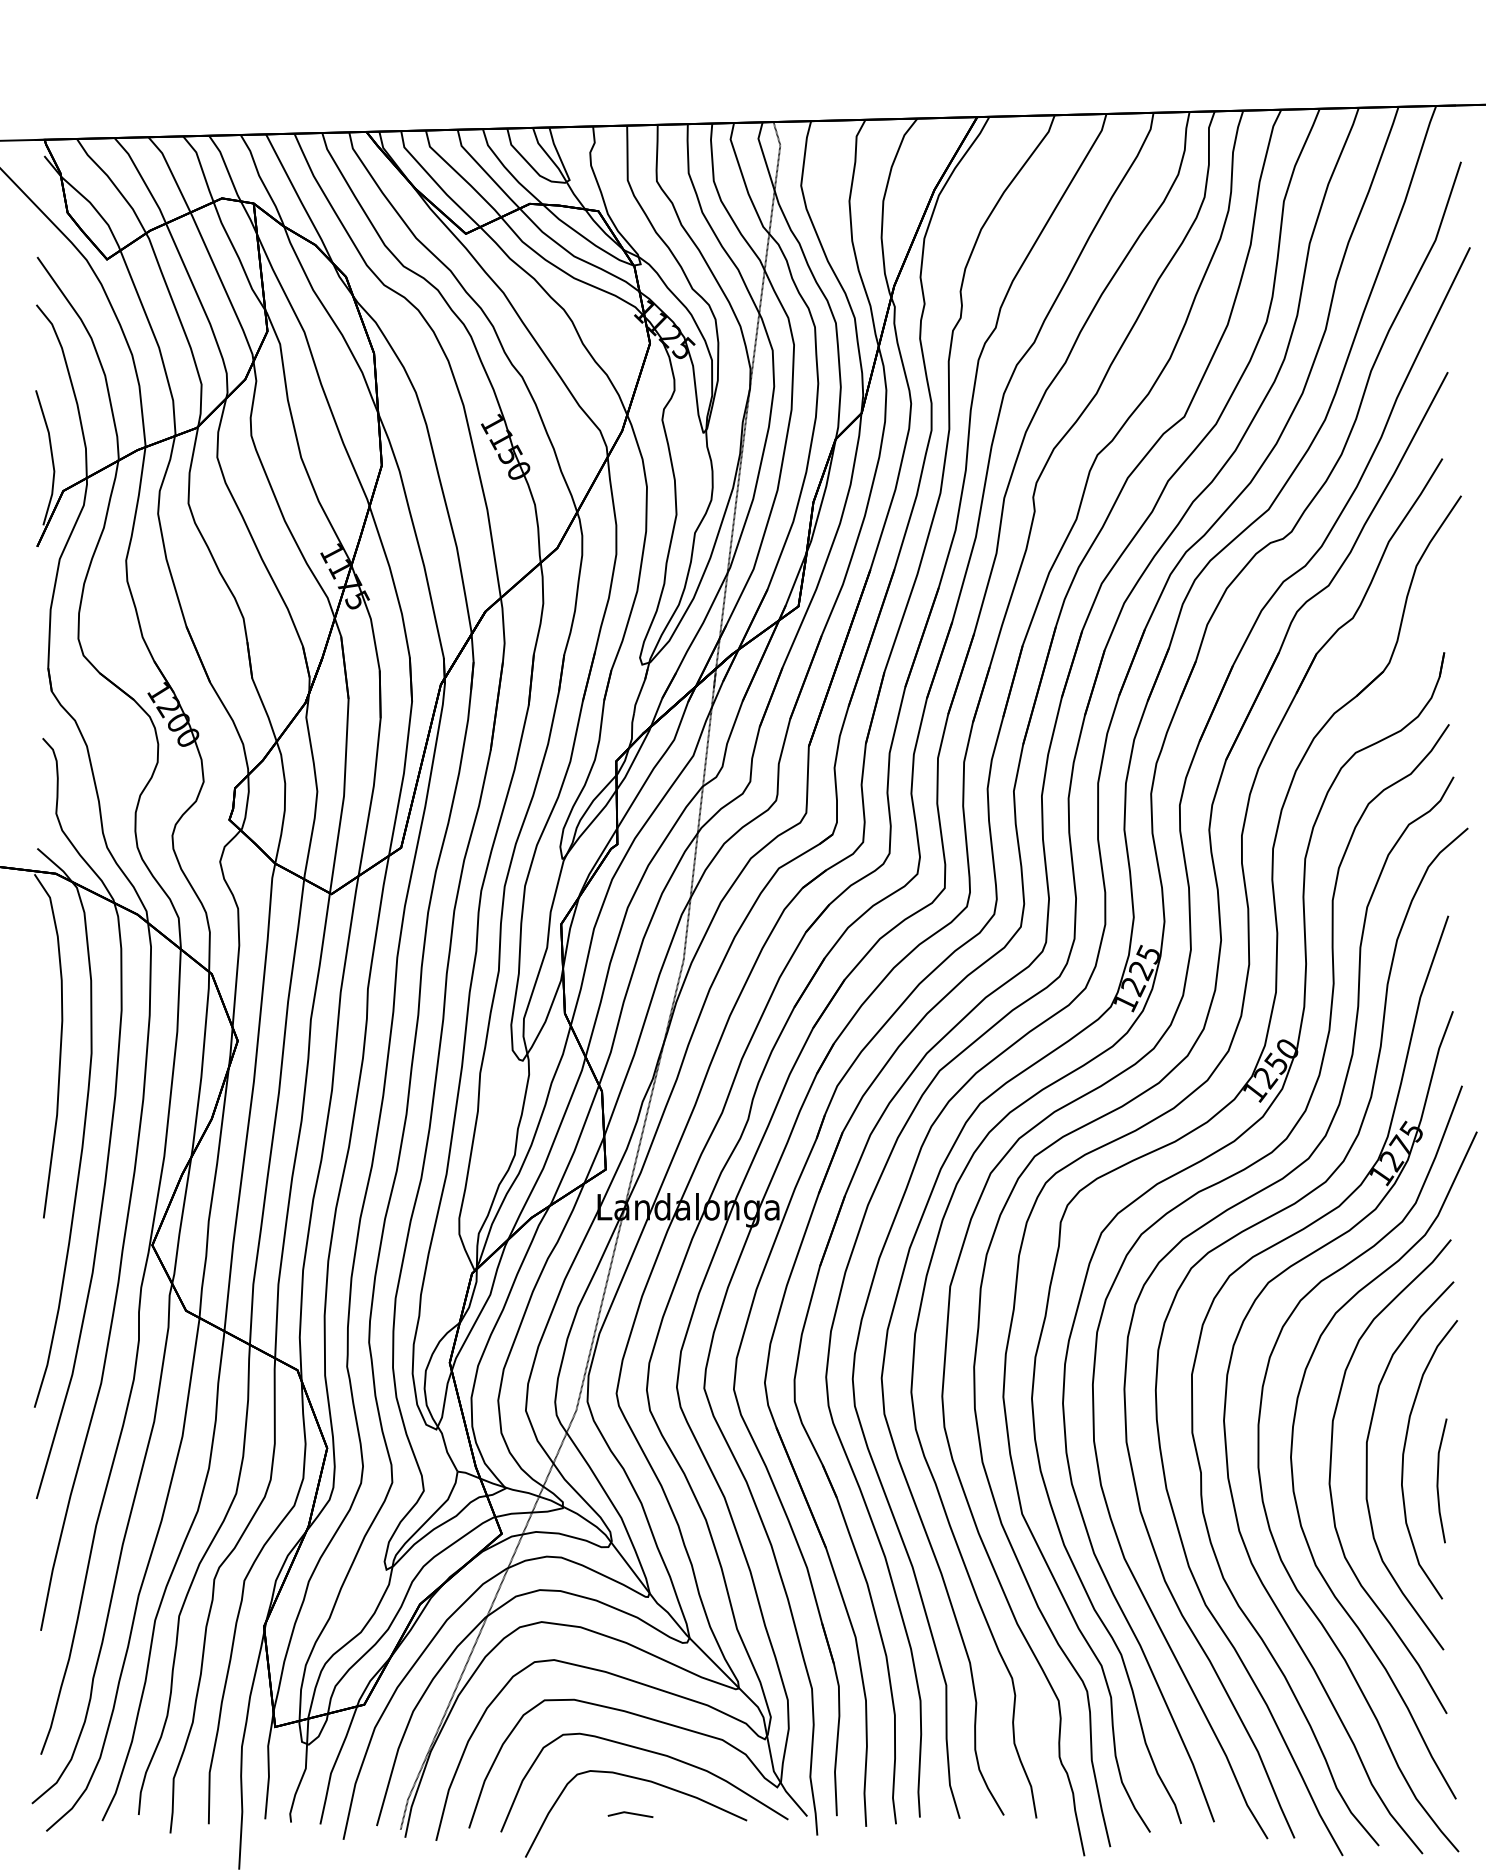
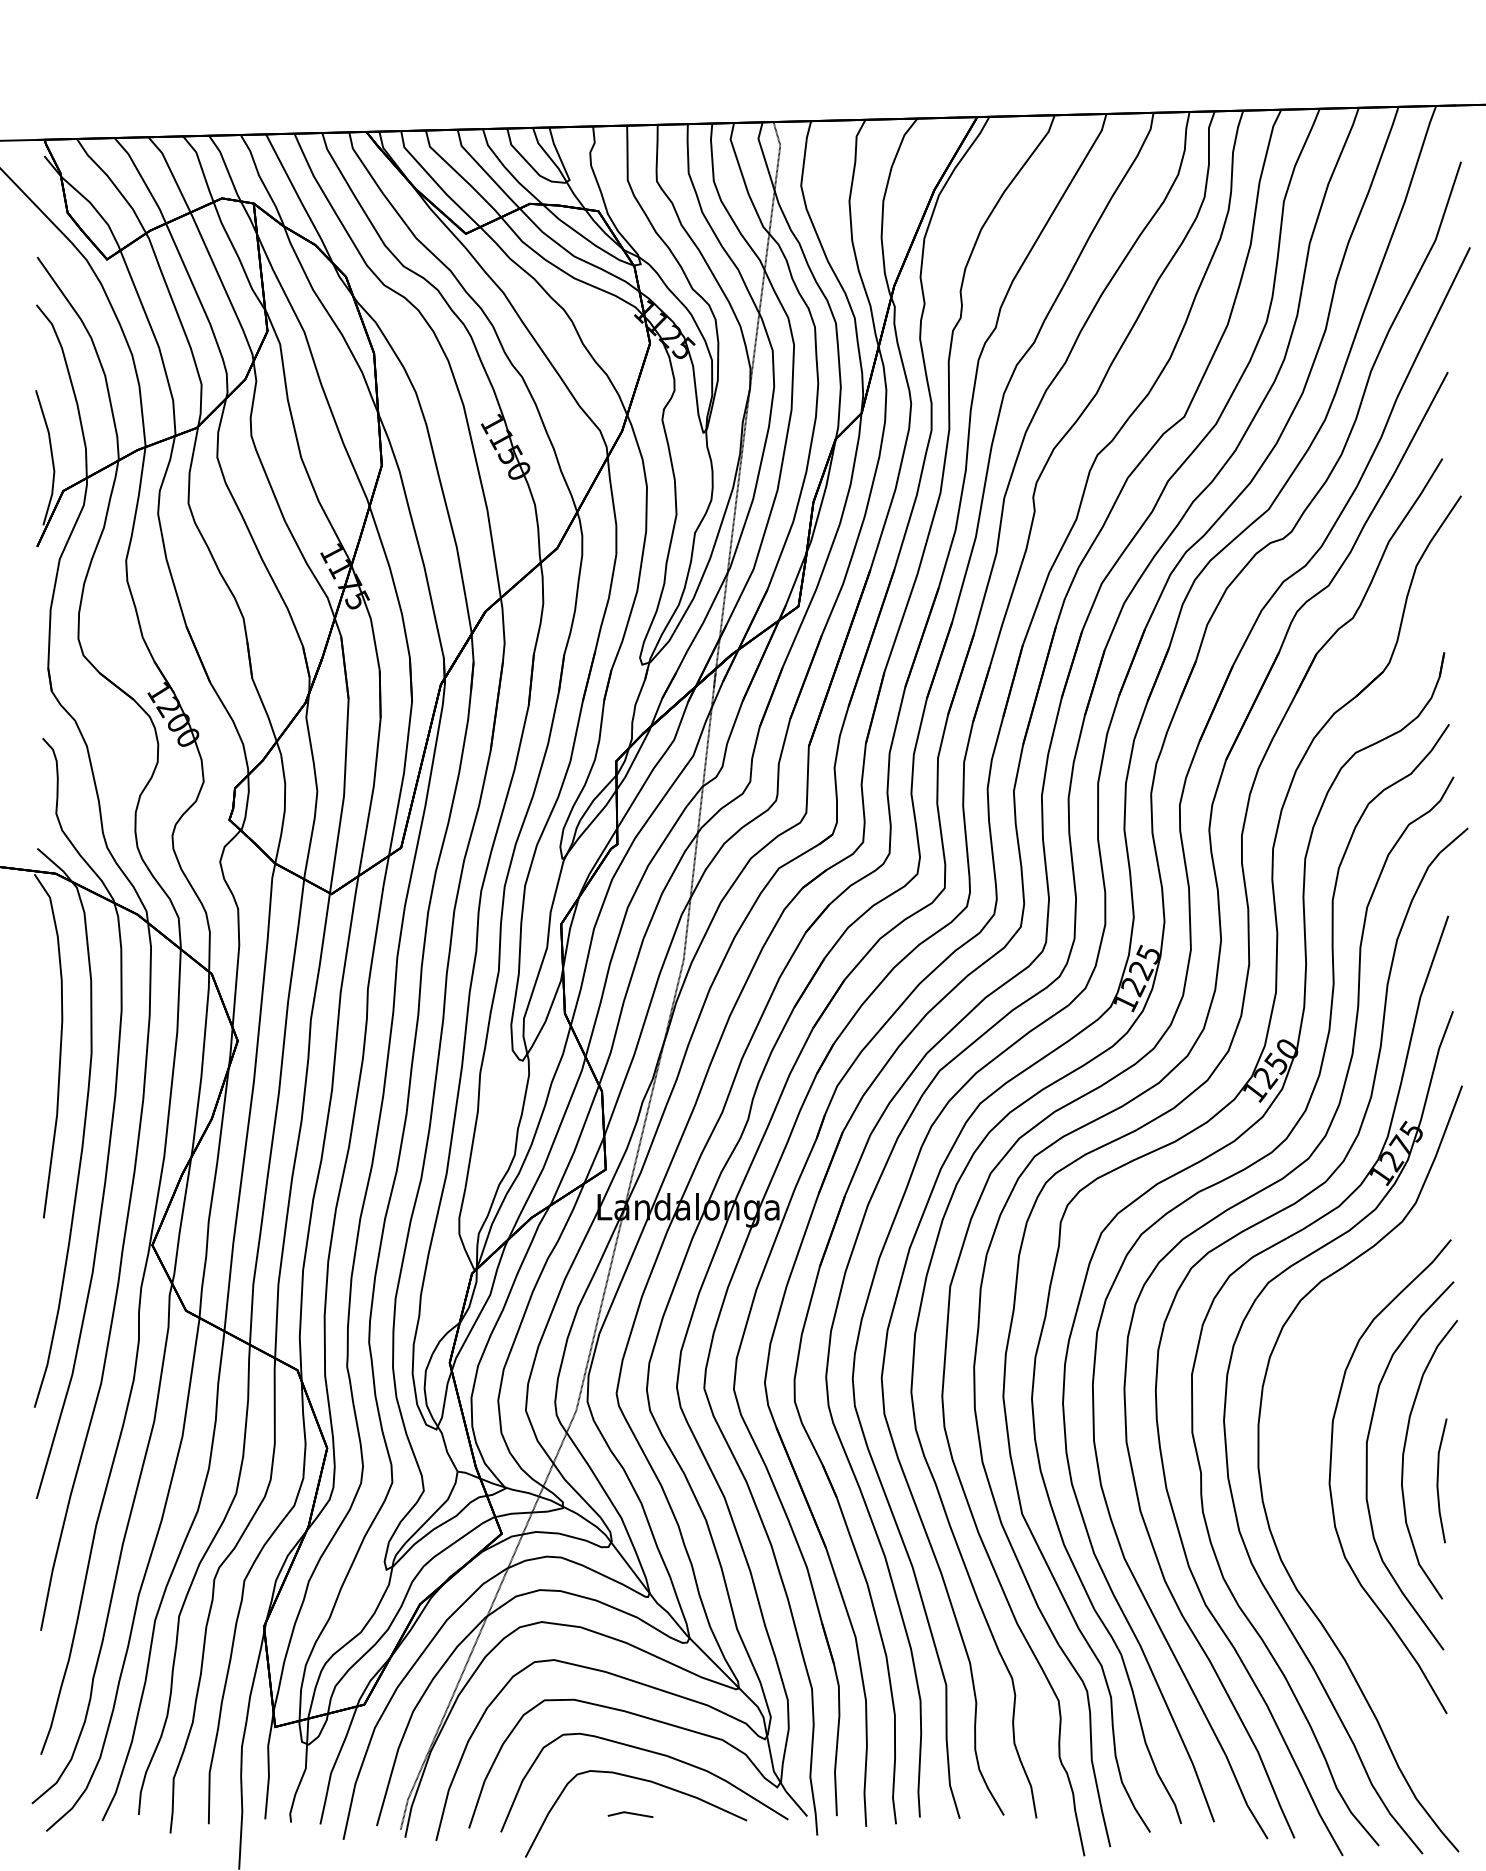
part: present -> none (1293, 1473)
